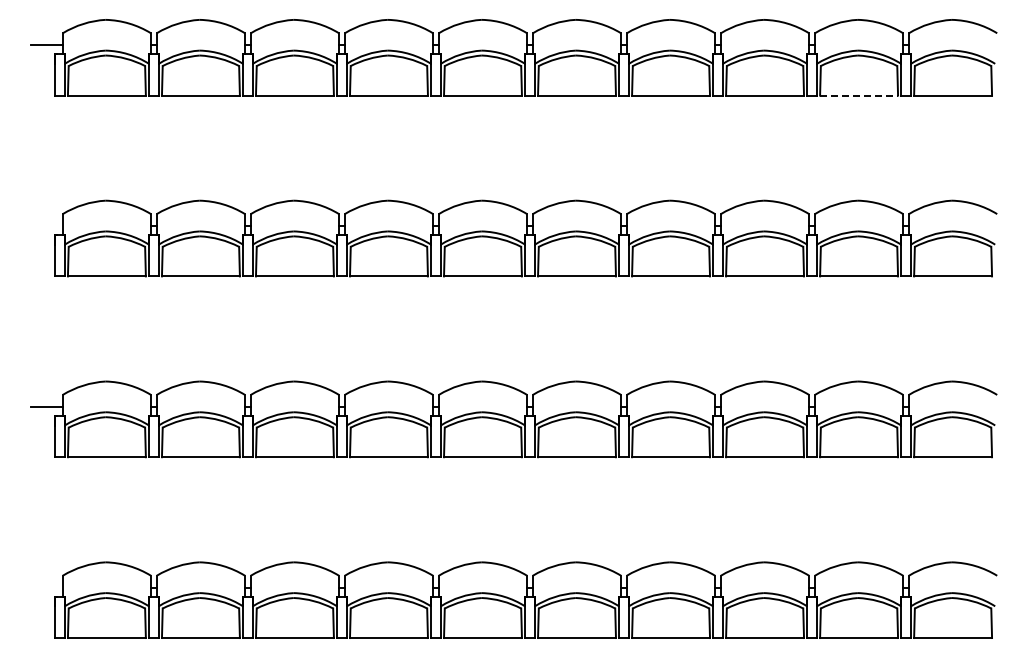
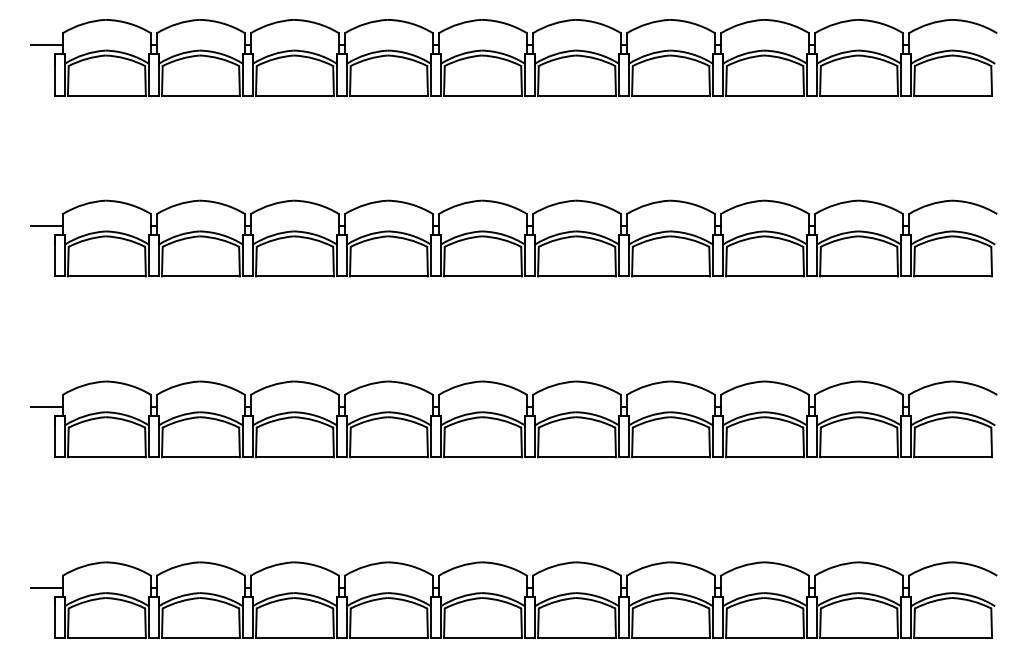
line: dashed -> solid (859, 95)
line: none -> present (46, 226)
line: none -> present (46, 587)
